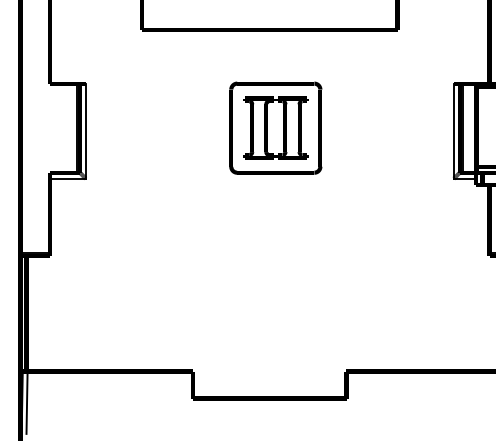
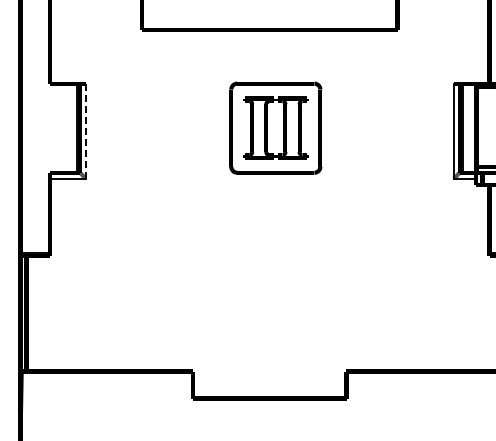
line: solid -> dashed (85, 131)
line: present -> none (26, 402)
